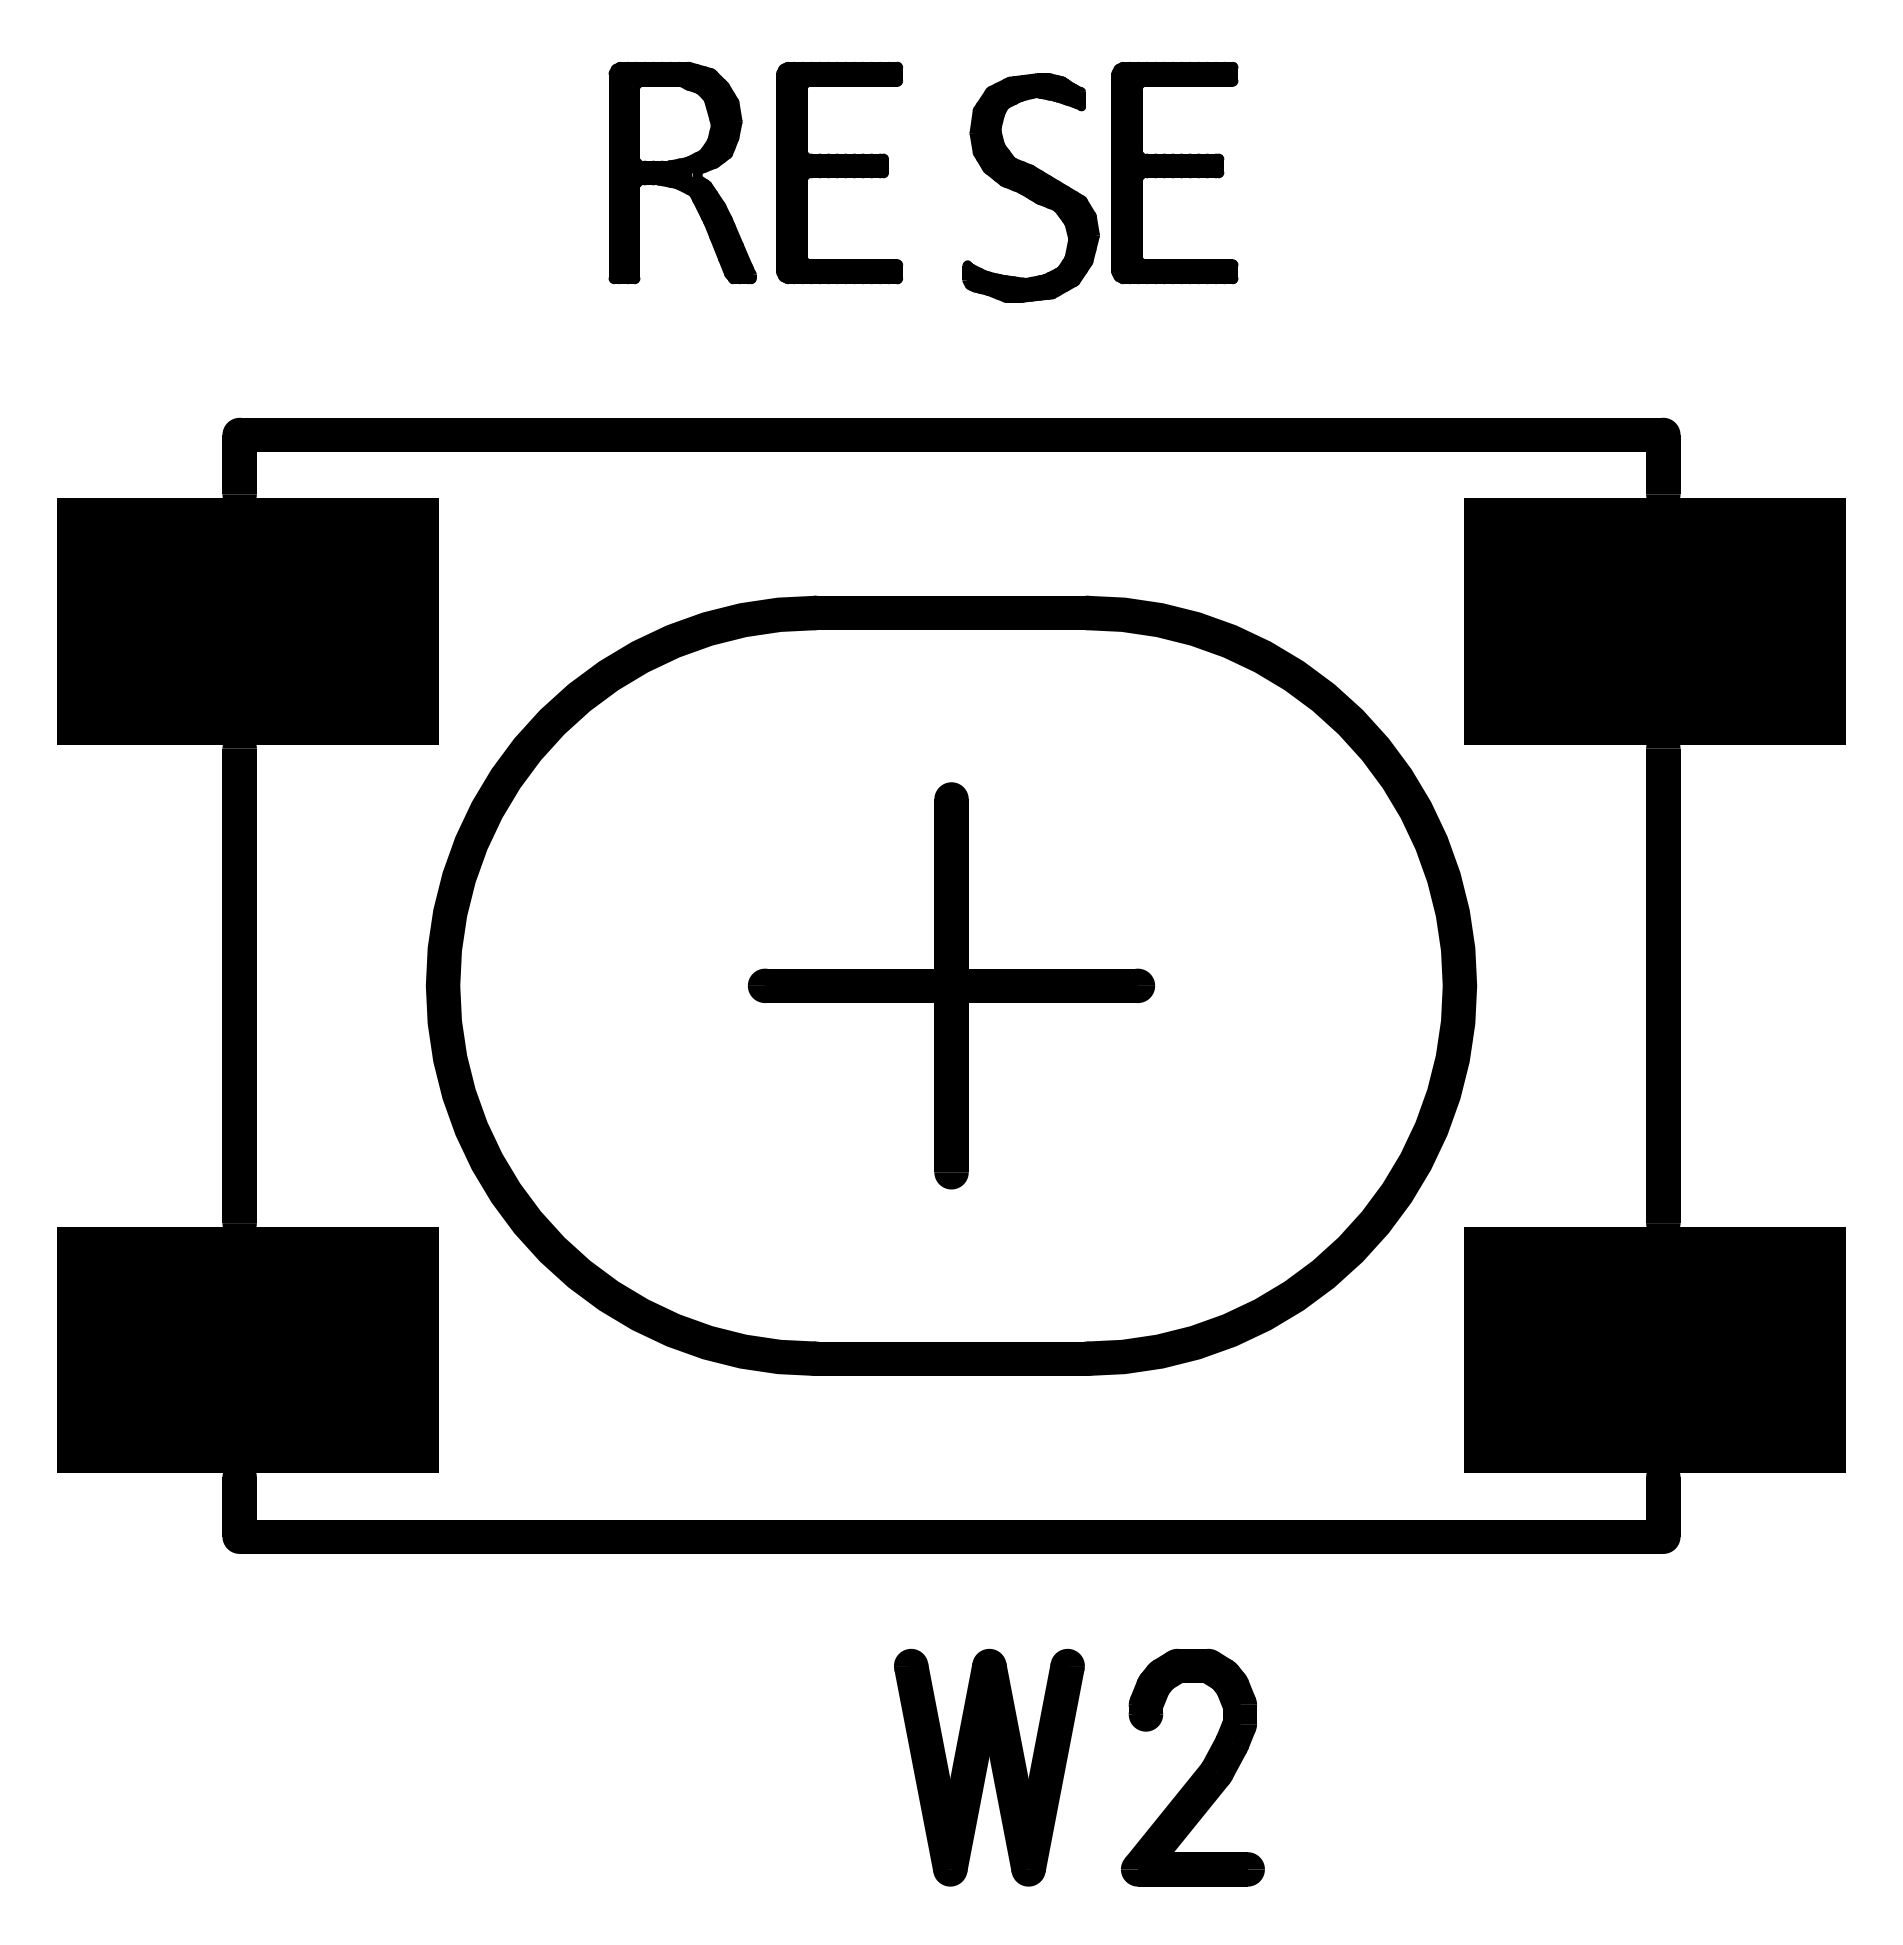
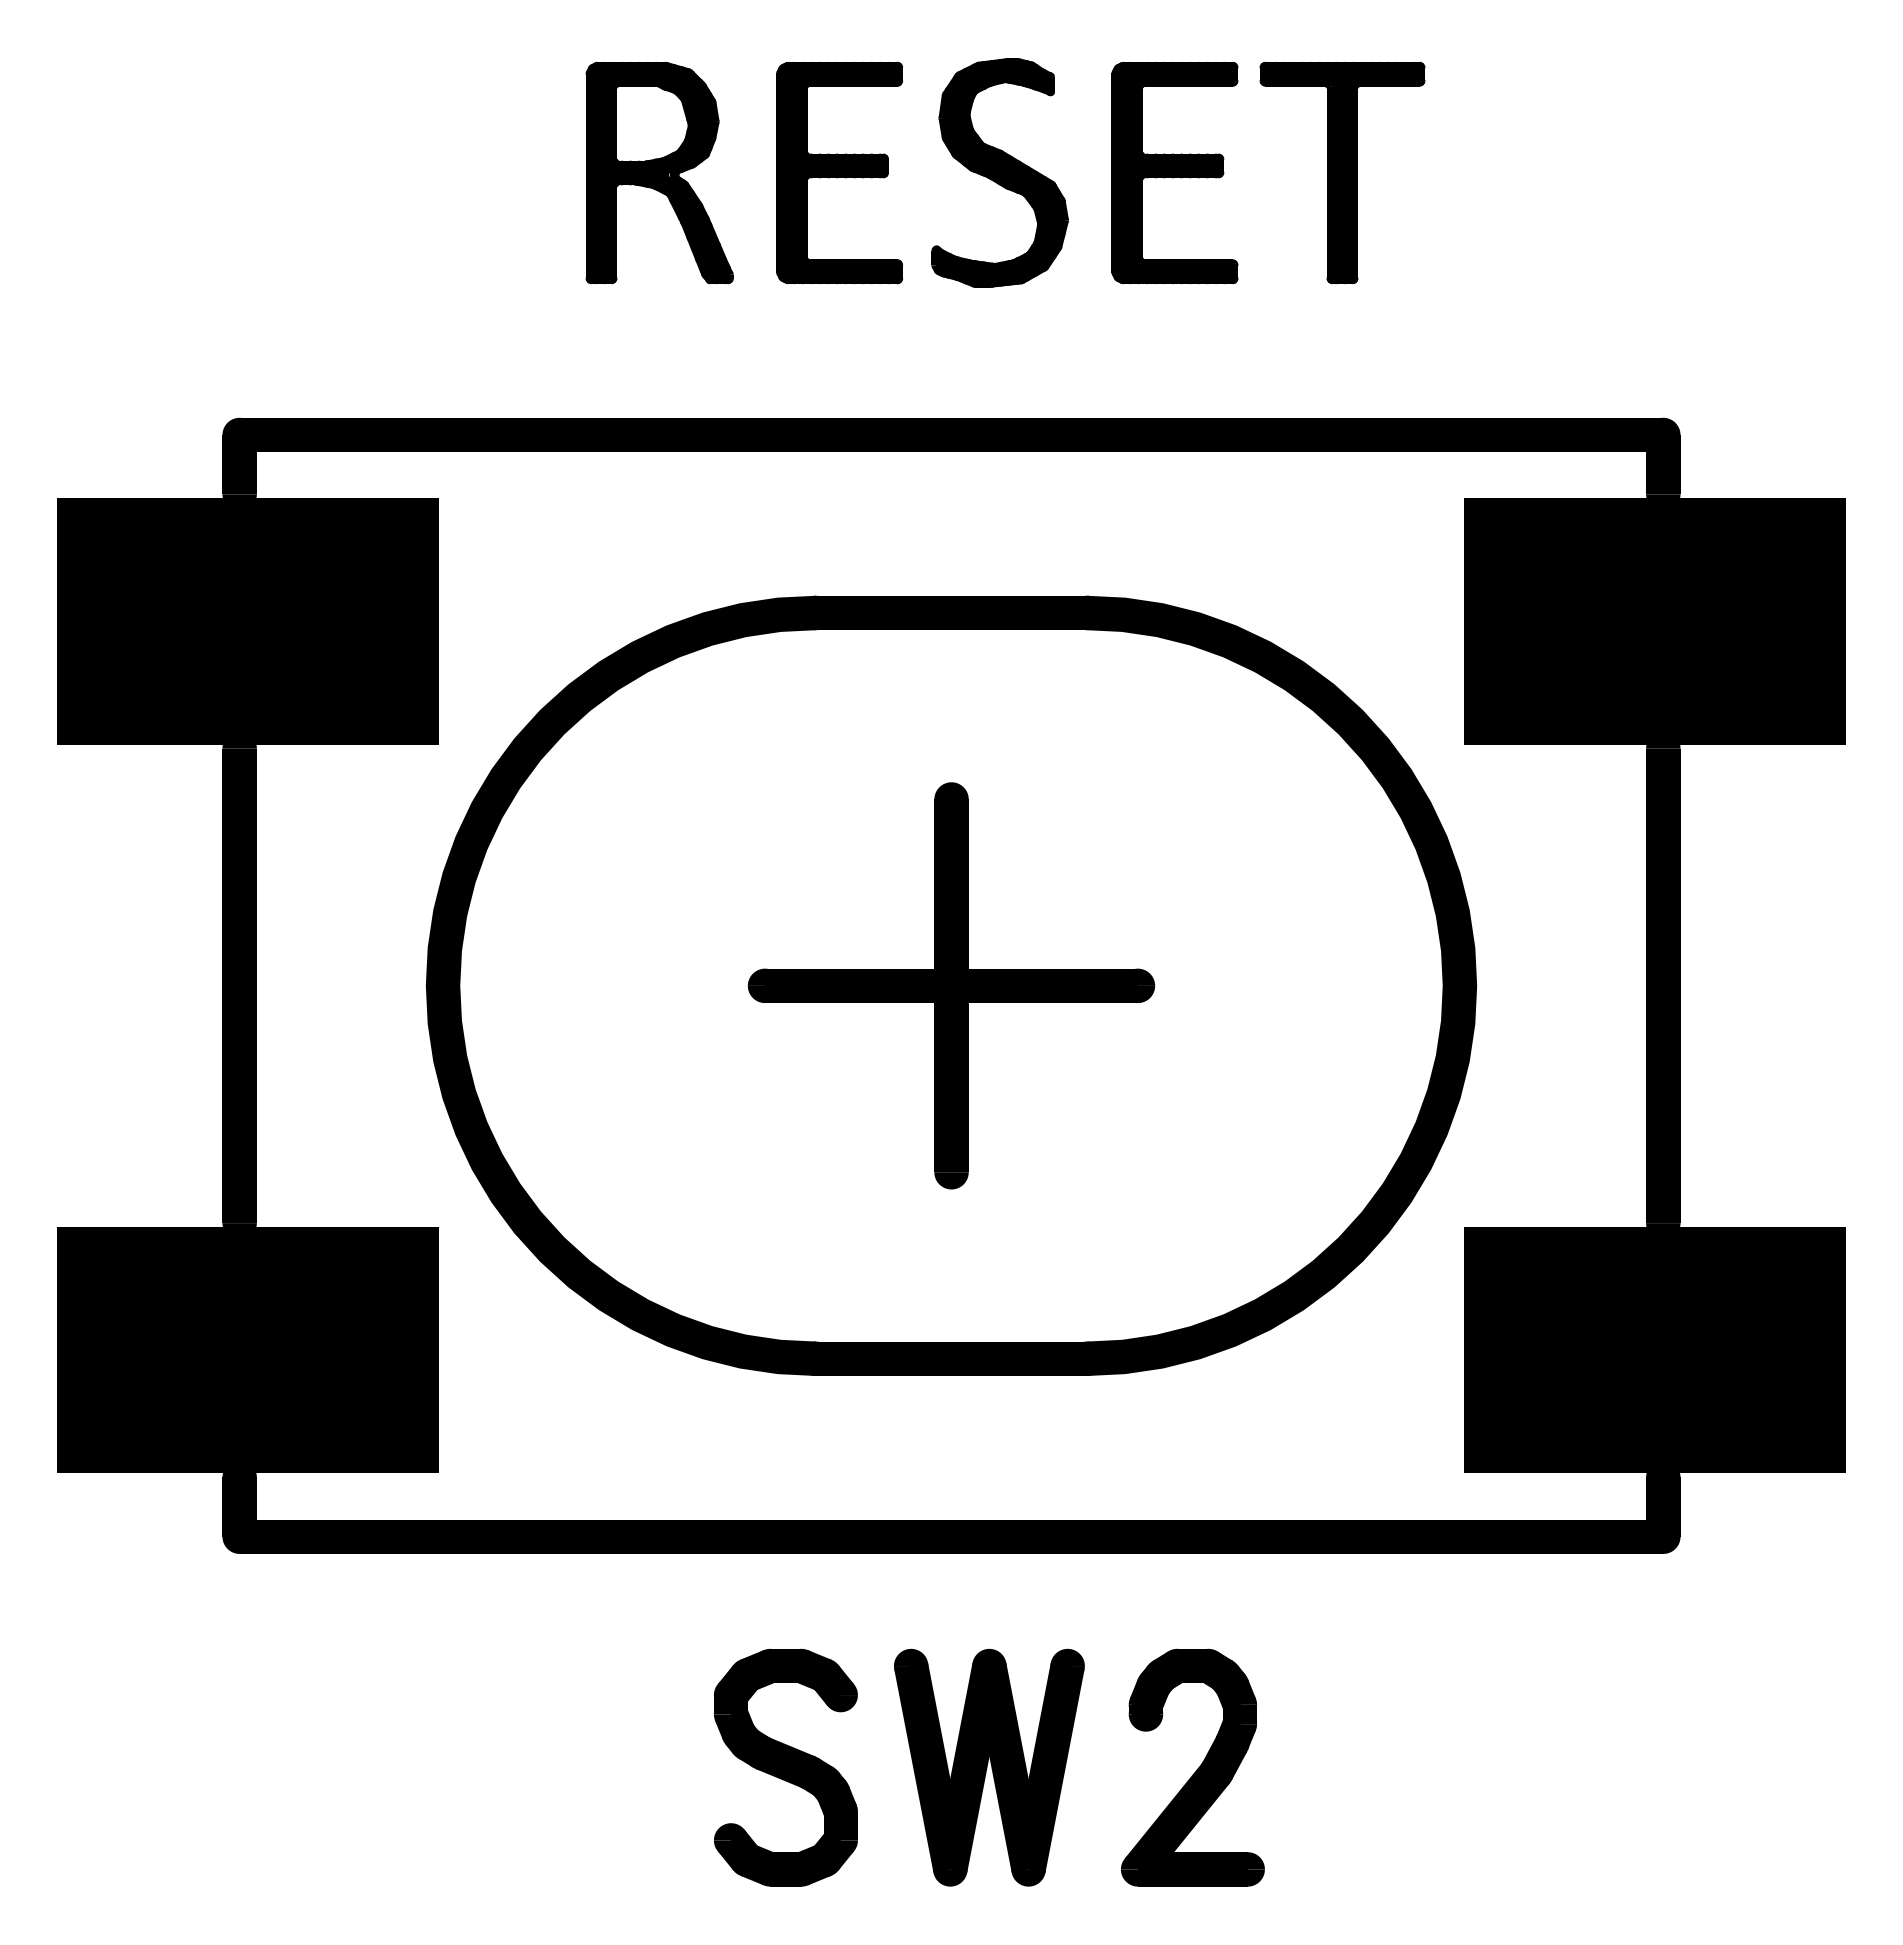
part position: (682, 172) -> (659, 172) (659, 172)
part: none -> present (1342, 173)
part position: (1030, 187) -> (999, 172) (999, 172)
part: none -> present (785, 1767)
